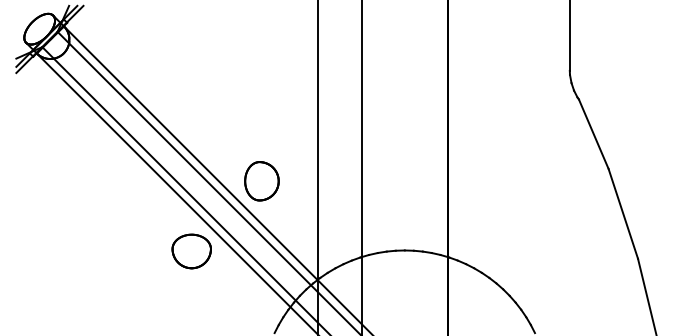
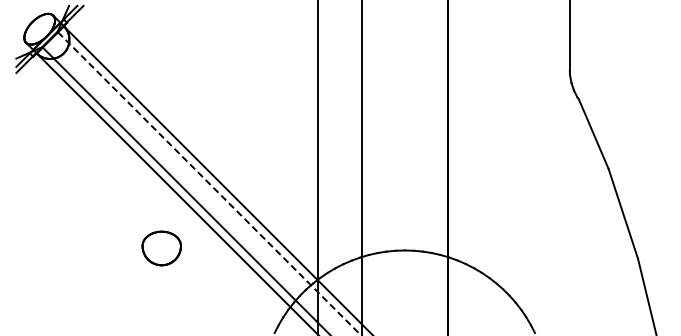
part: present -> none (261, 181)
line: solid -> dashed (209, 183)
part position: (191, 251) -> (161, 248) (161, 248)
